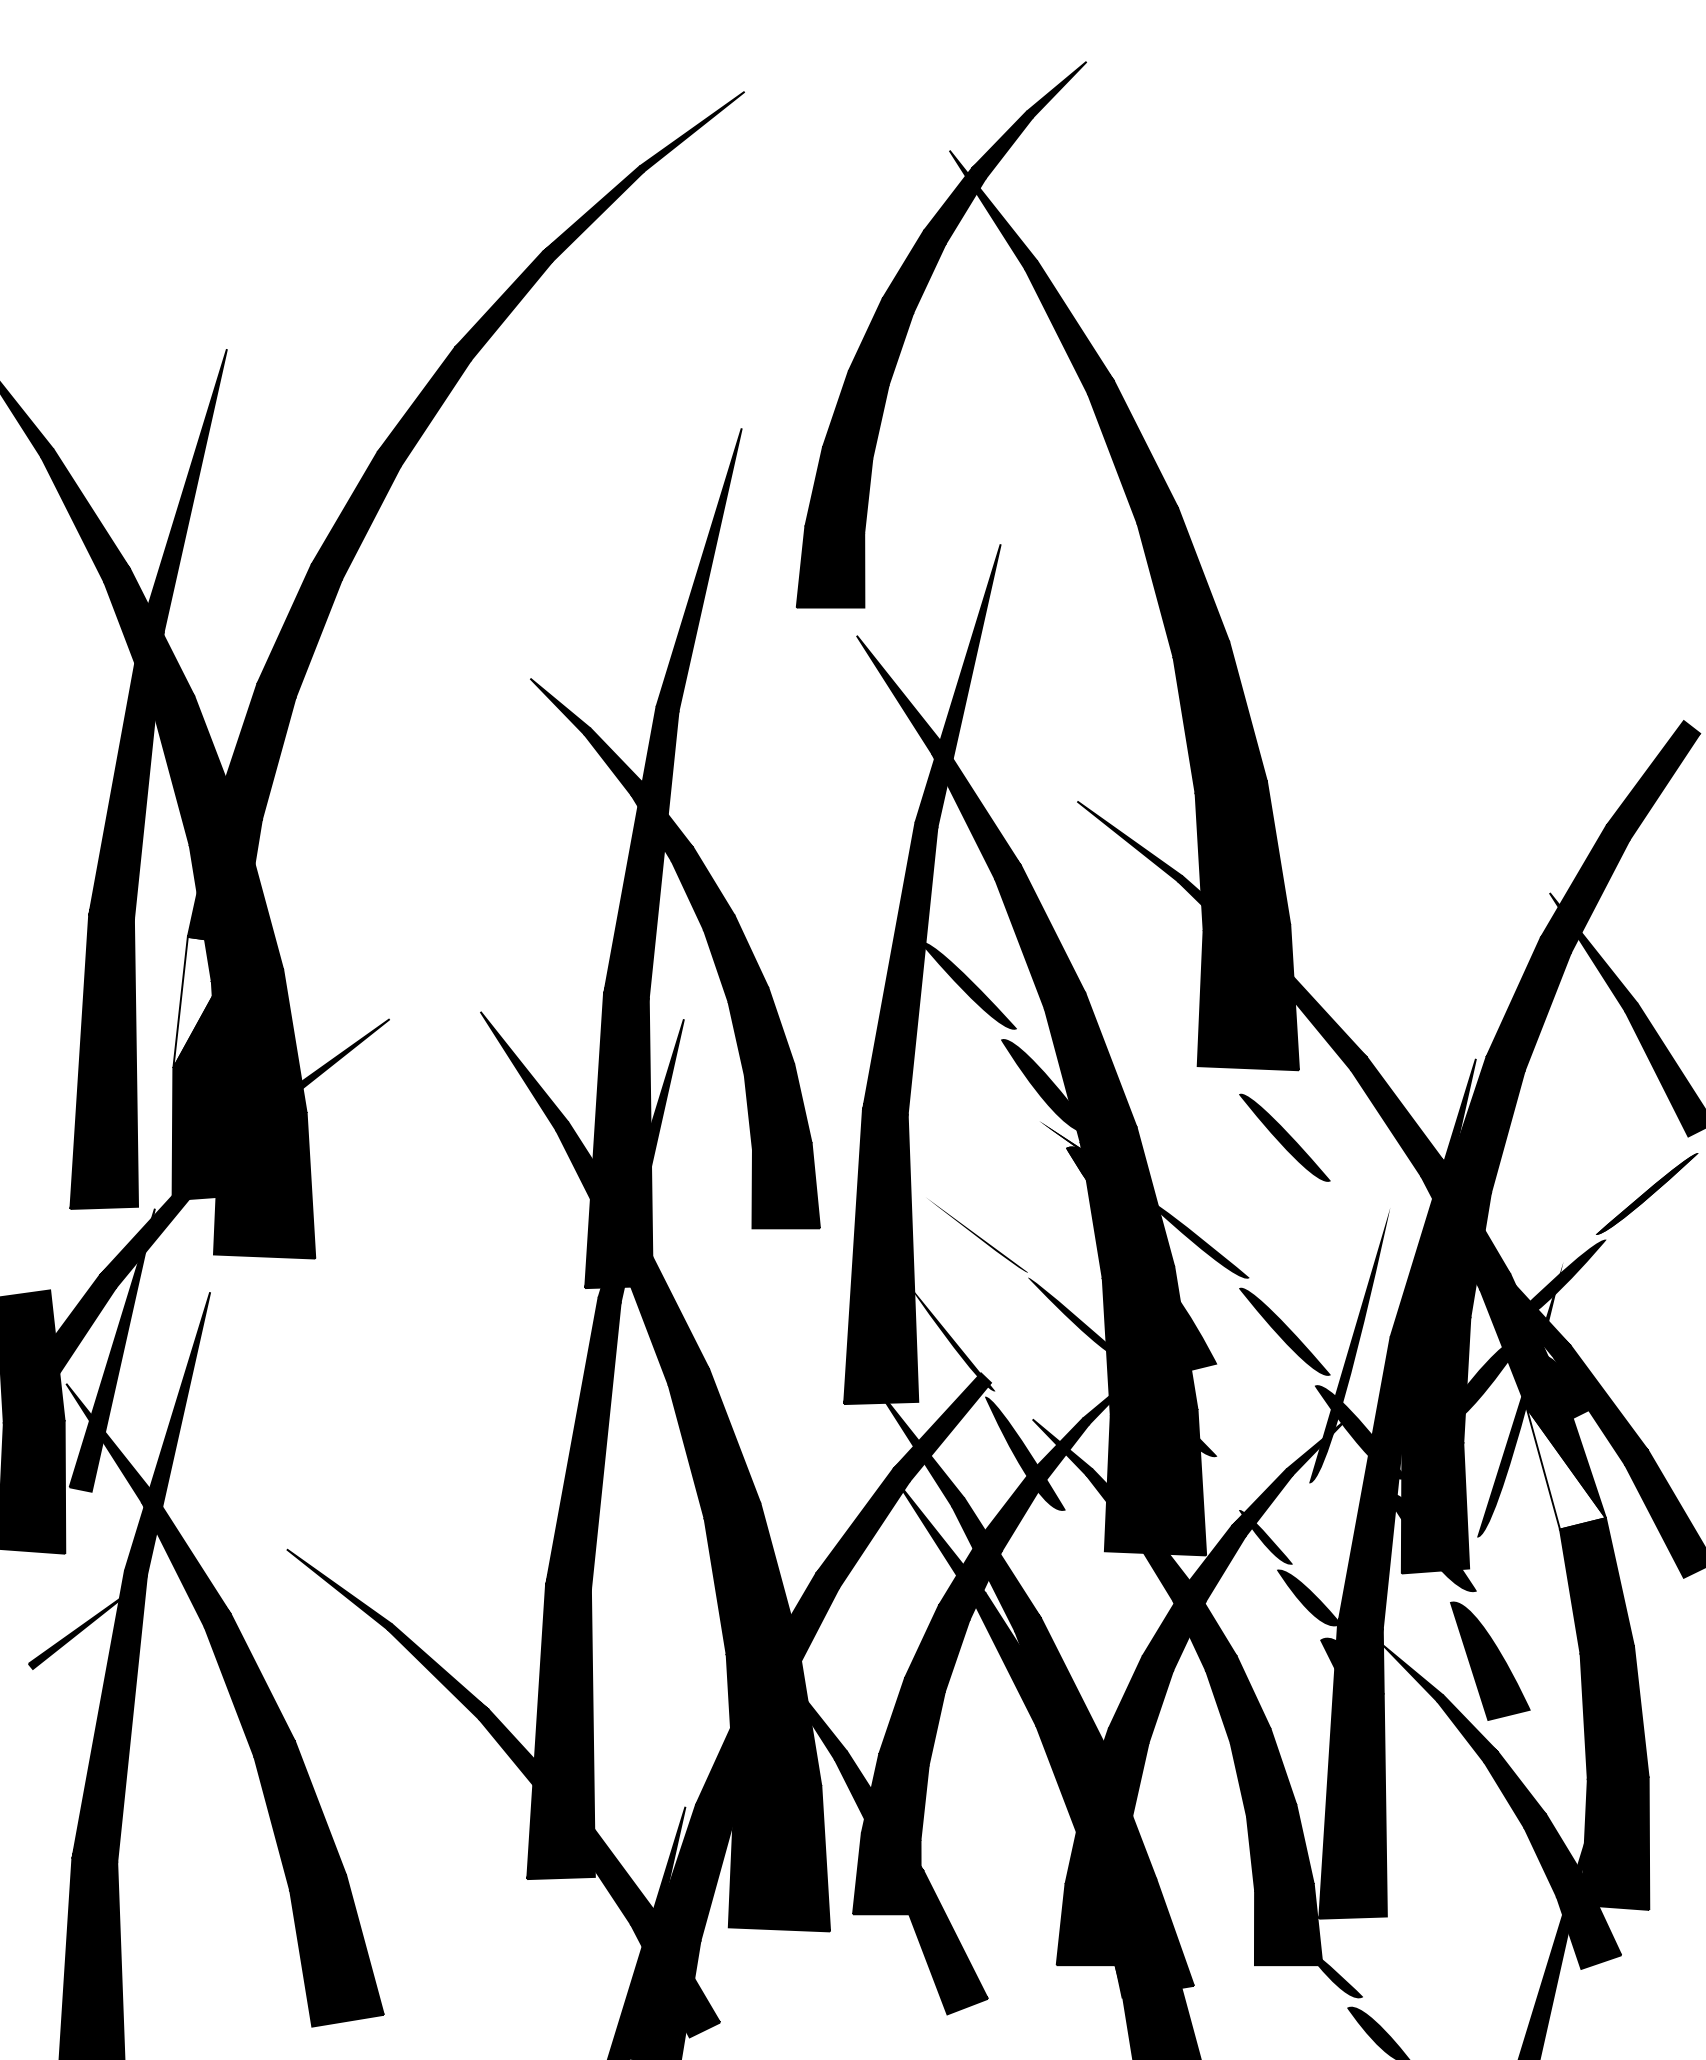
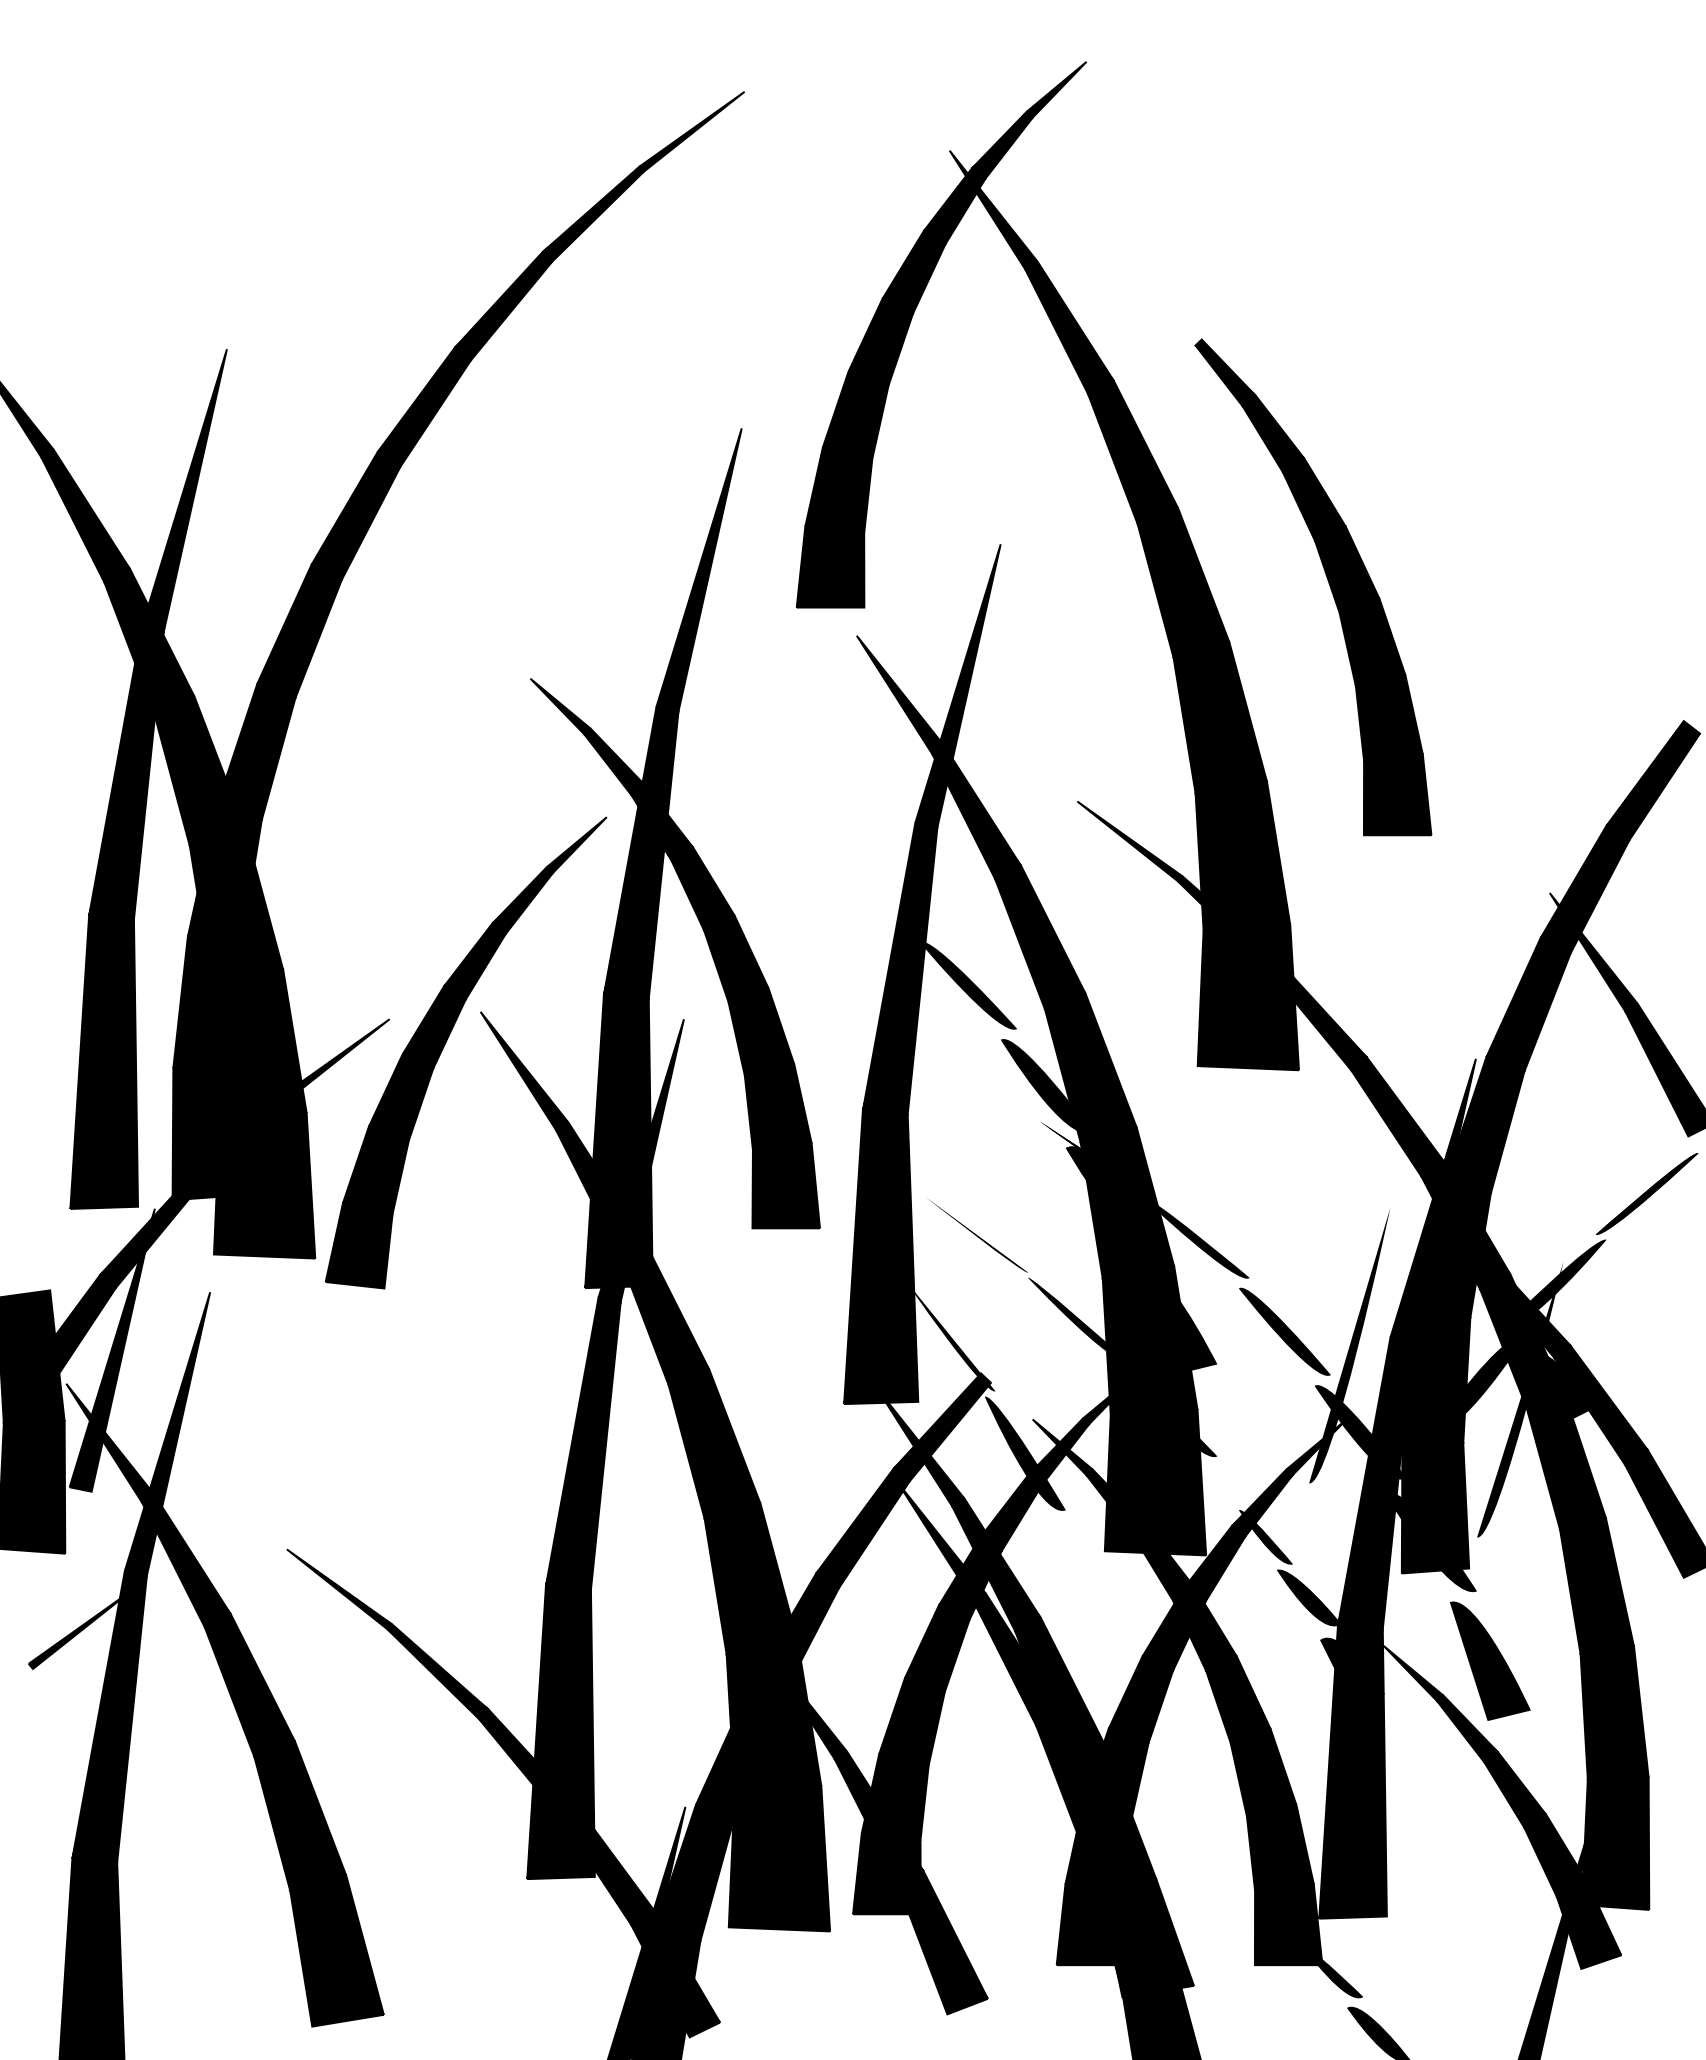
part: none -> present (1328, 583)
fill: none -> present (207, 1002)
part: none -> present (445, 1045)
part: present -> none (1284, 1137)
fill: none -> present (1565, 1468)
